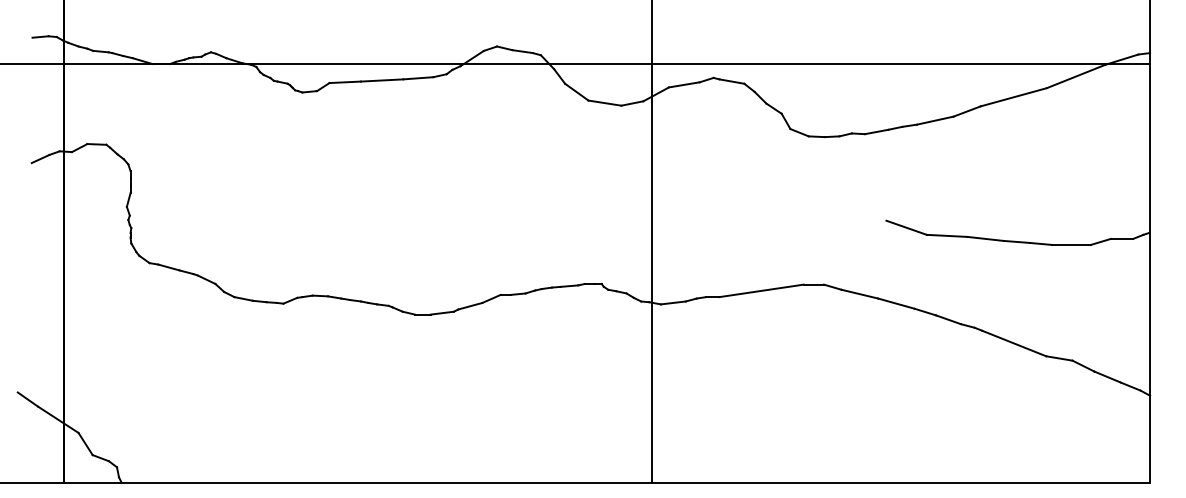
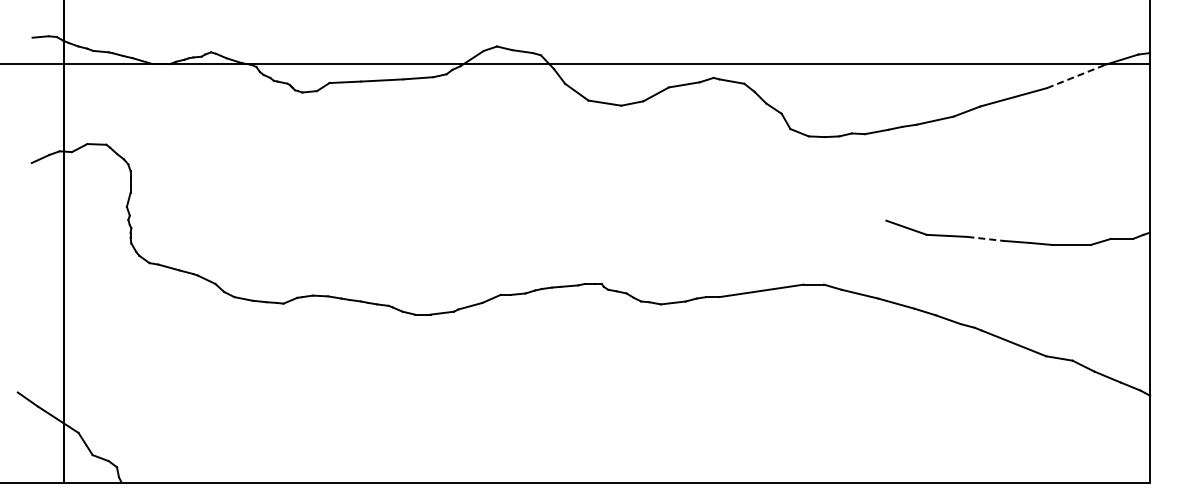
line: solid -> dashed (1076, 76)
line: solid -> dashed (986, 238)
line: present -> none (652, 242)
